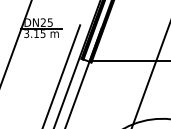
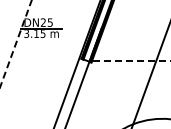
line: solid -> dashed (16, 43)
line: solid -> dashed (132, 61)
line: present -> none (61, 75)
